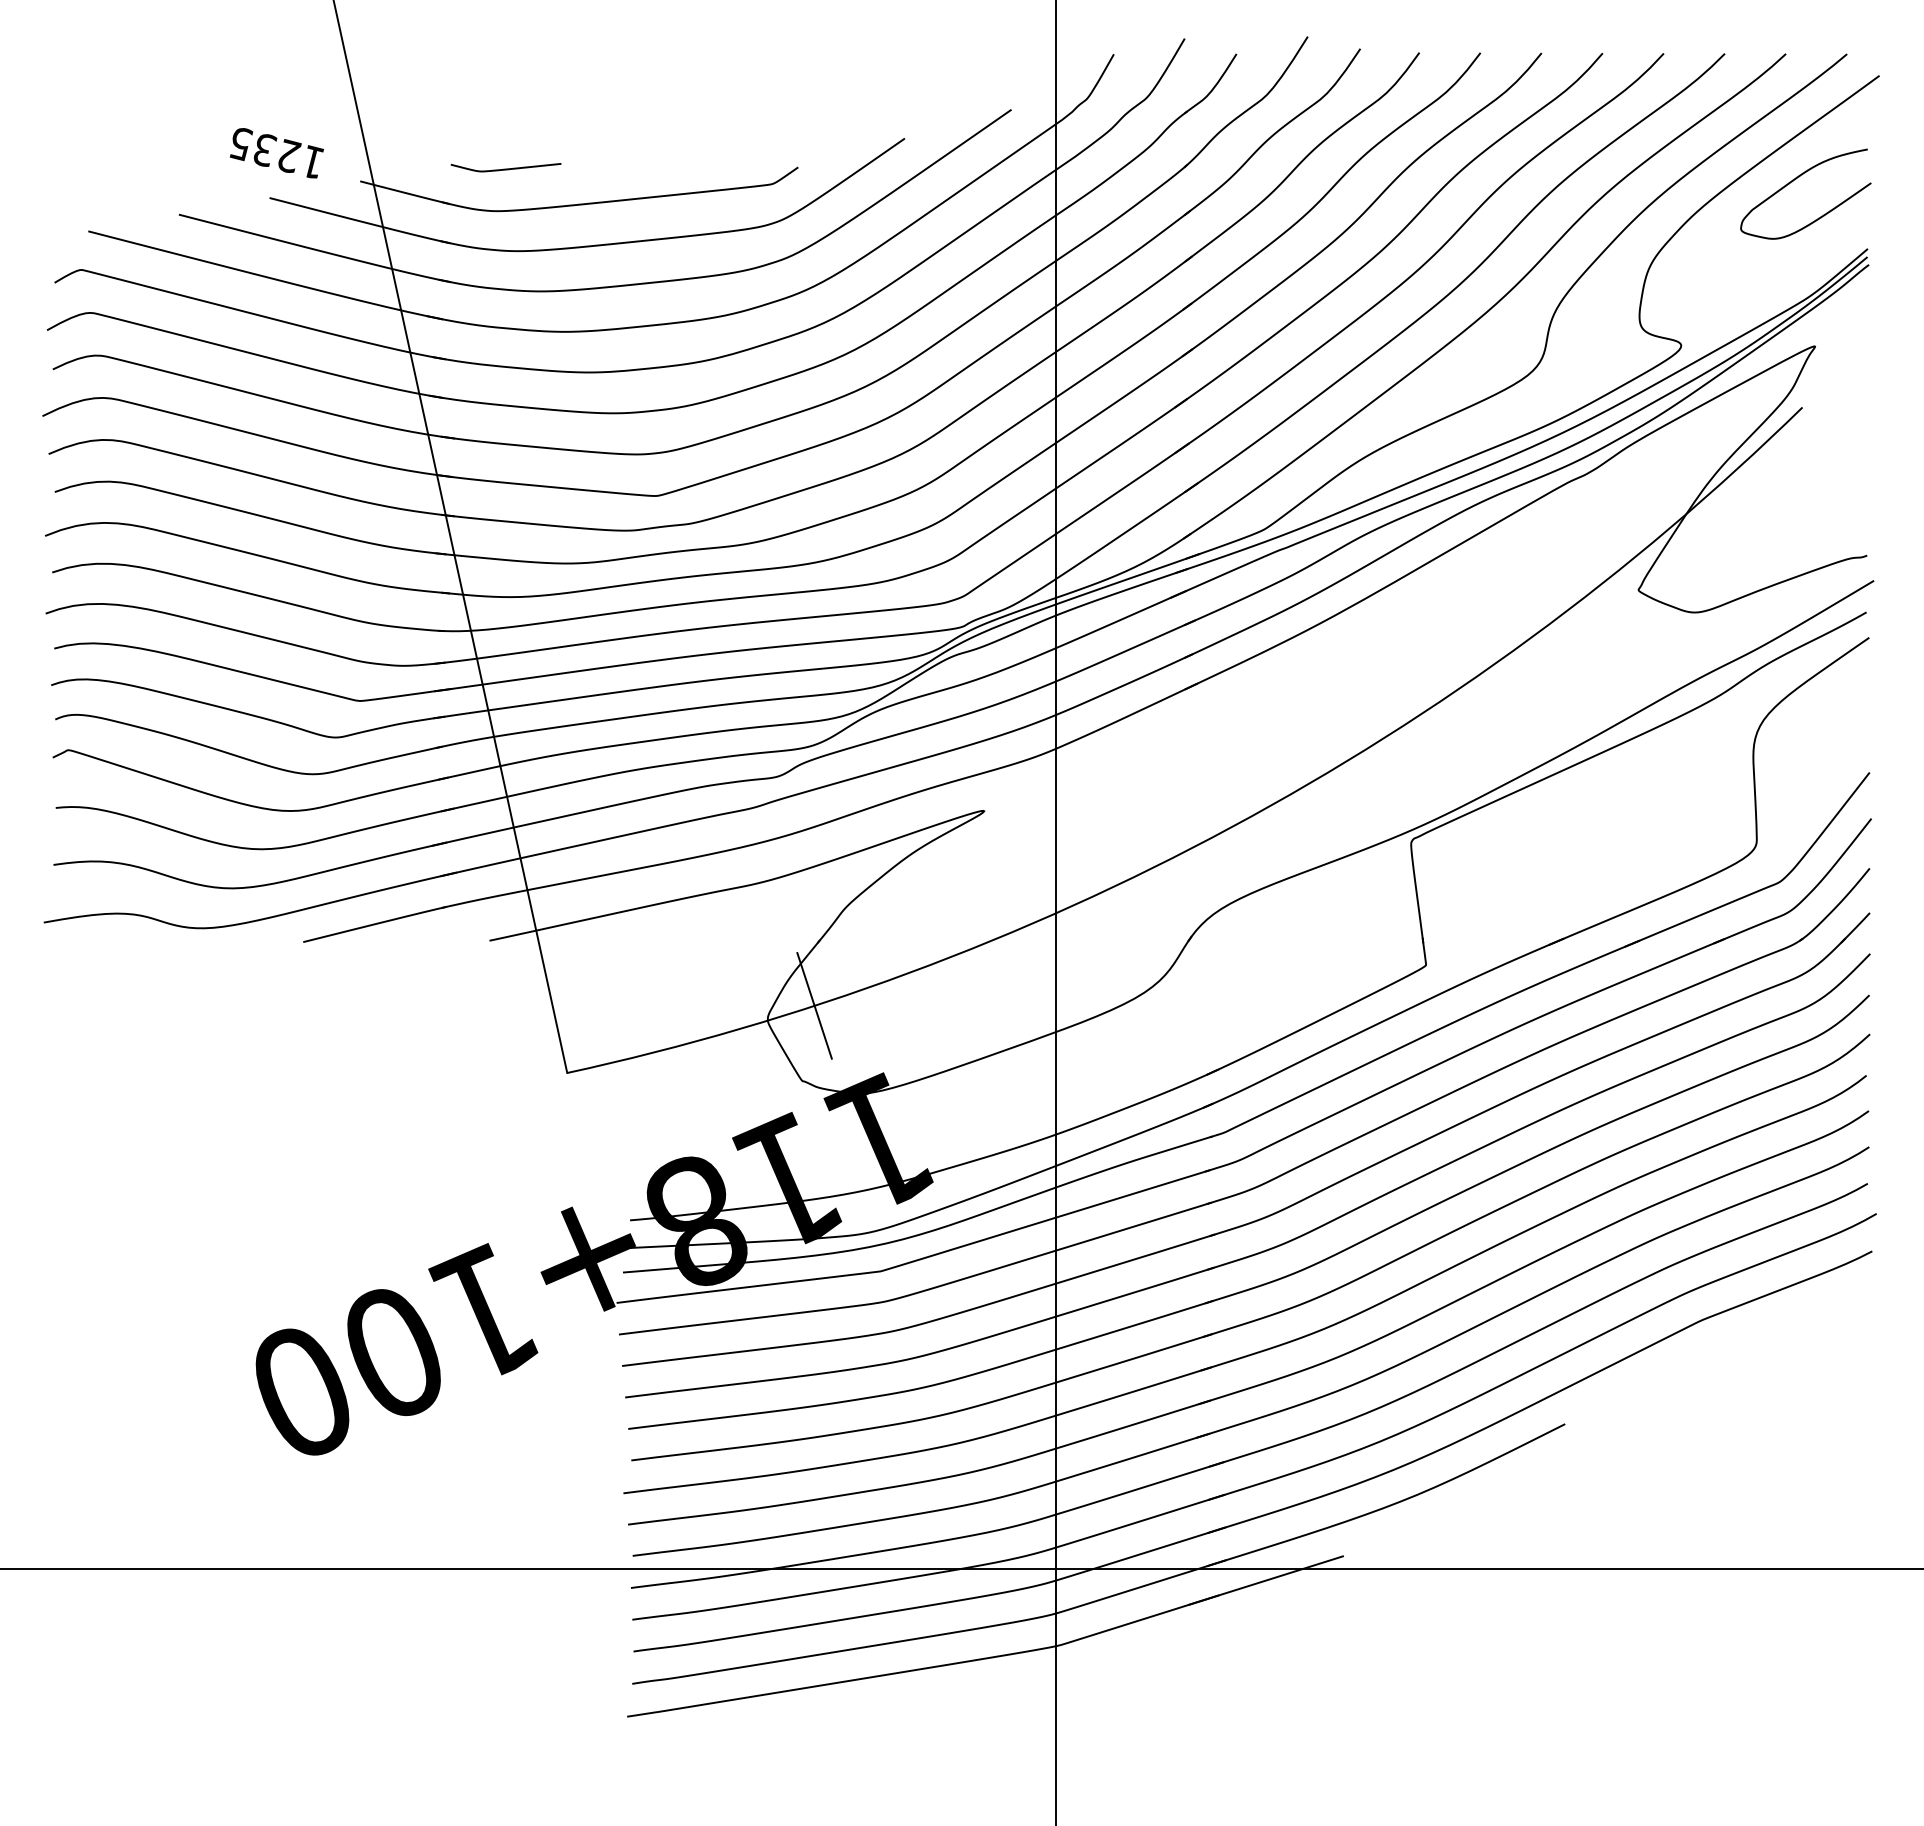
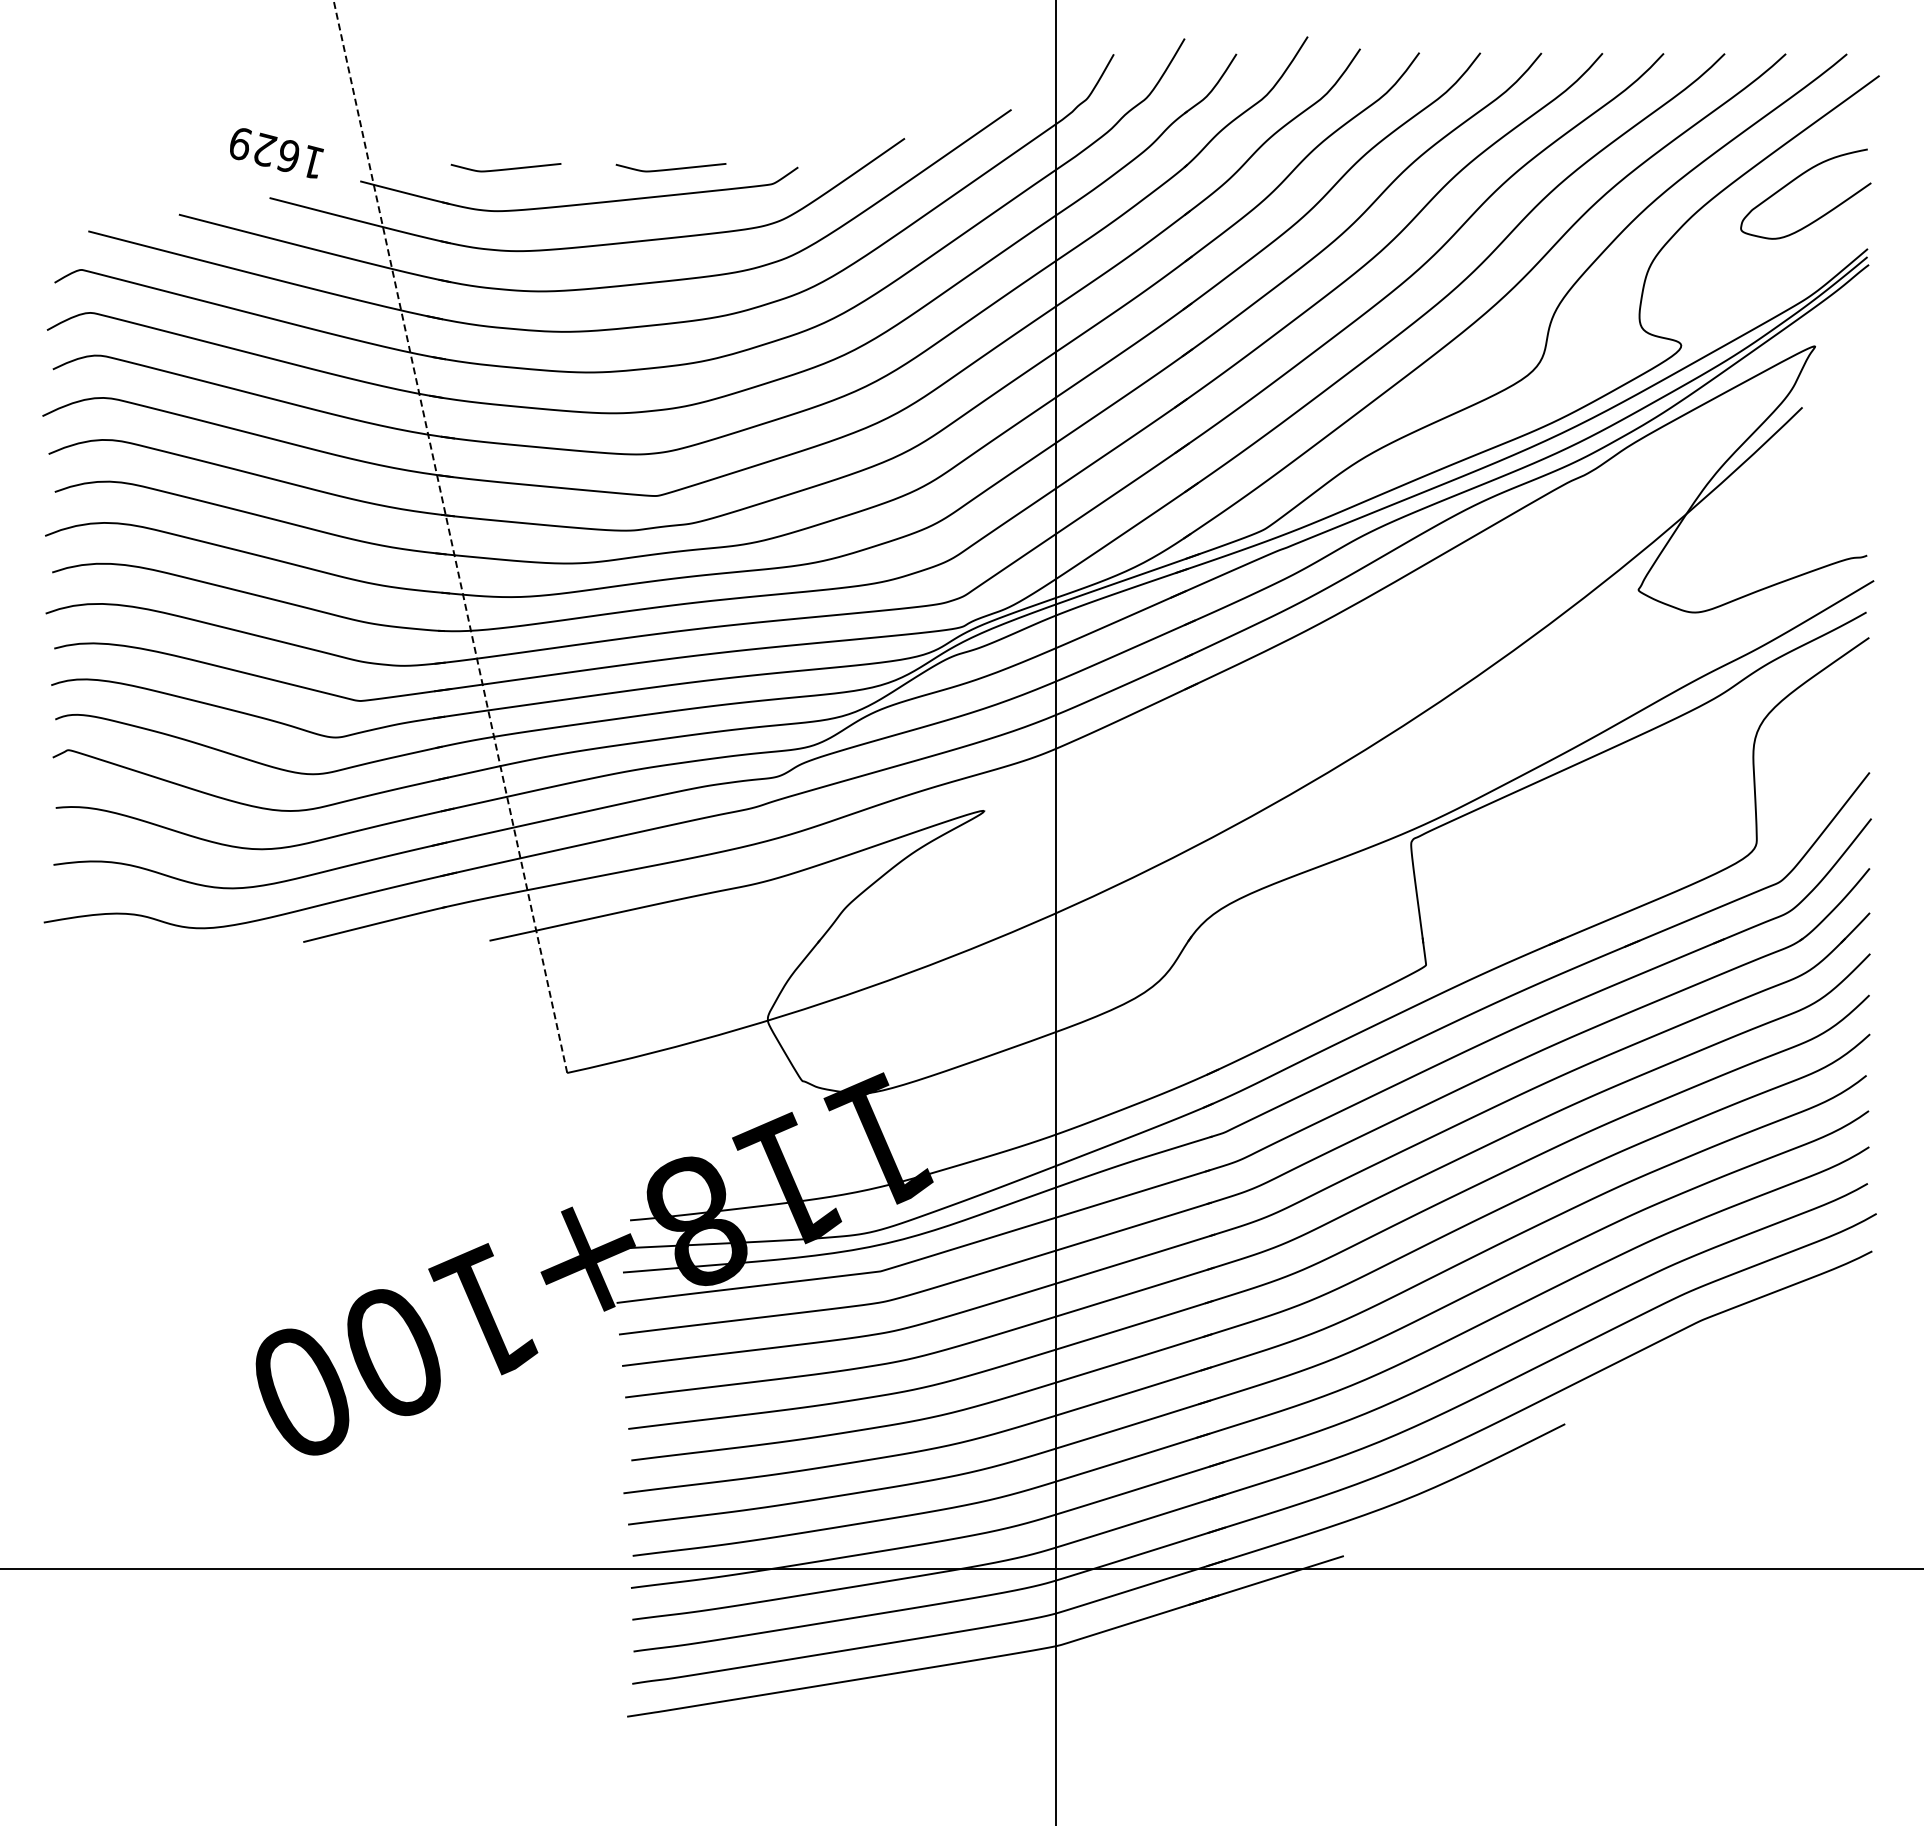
text: 1235 -> 1629 (265, 150)
curve: none -> present (670, 168)
line: solid -> dashed (450, 536)
line: present -> none (814, 1005)
